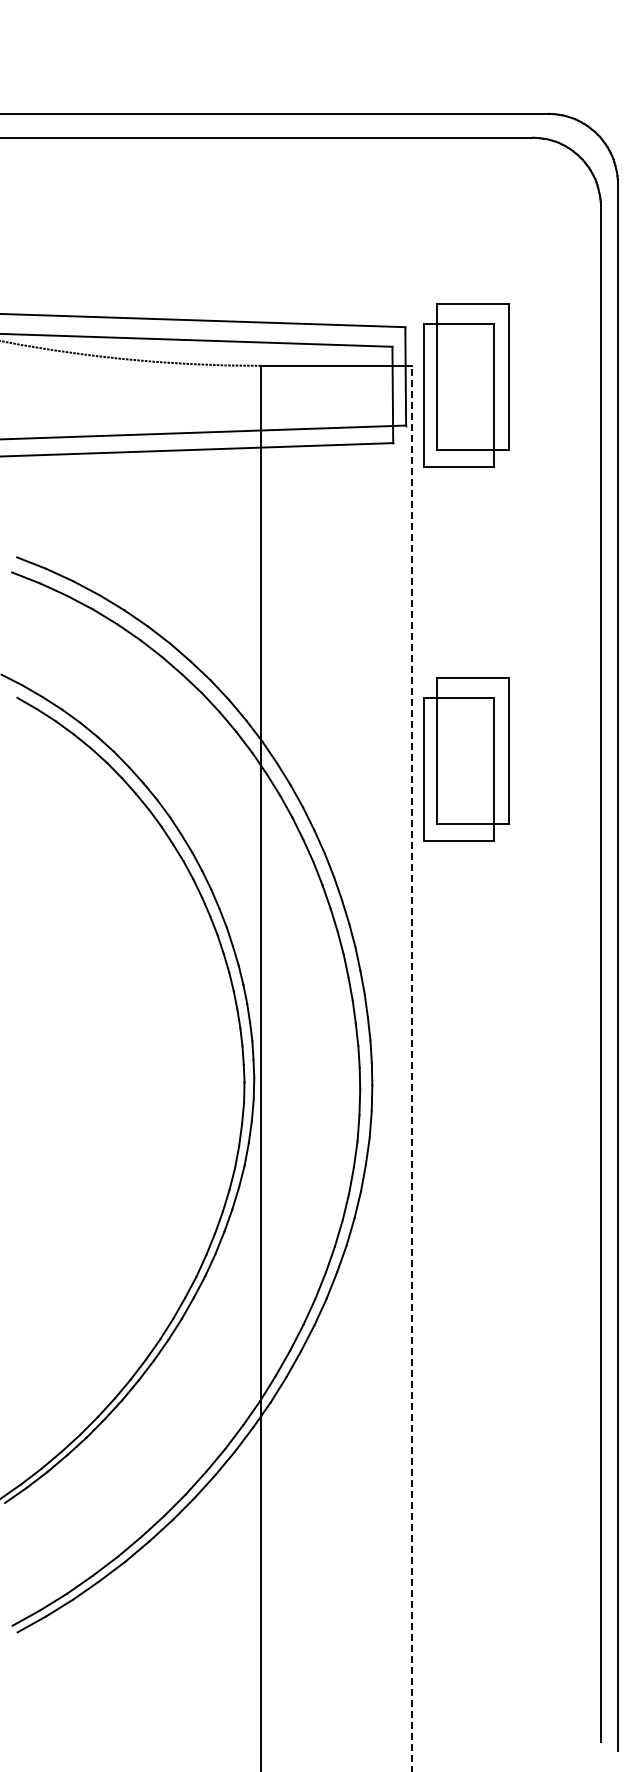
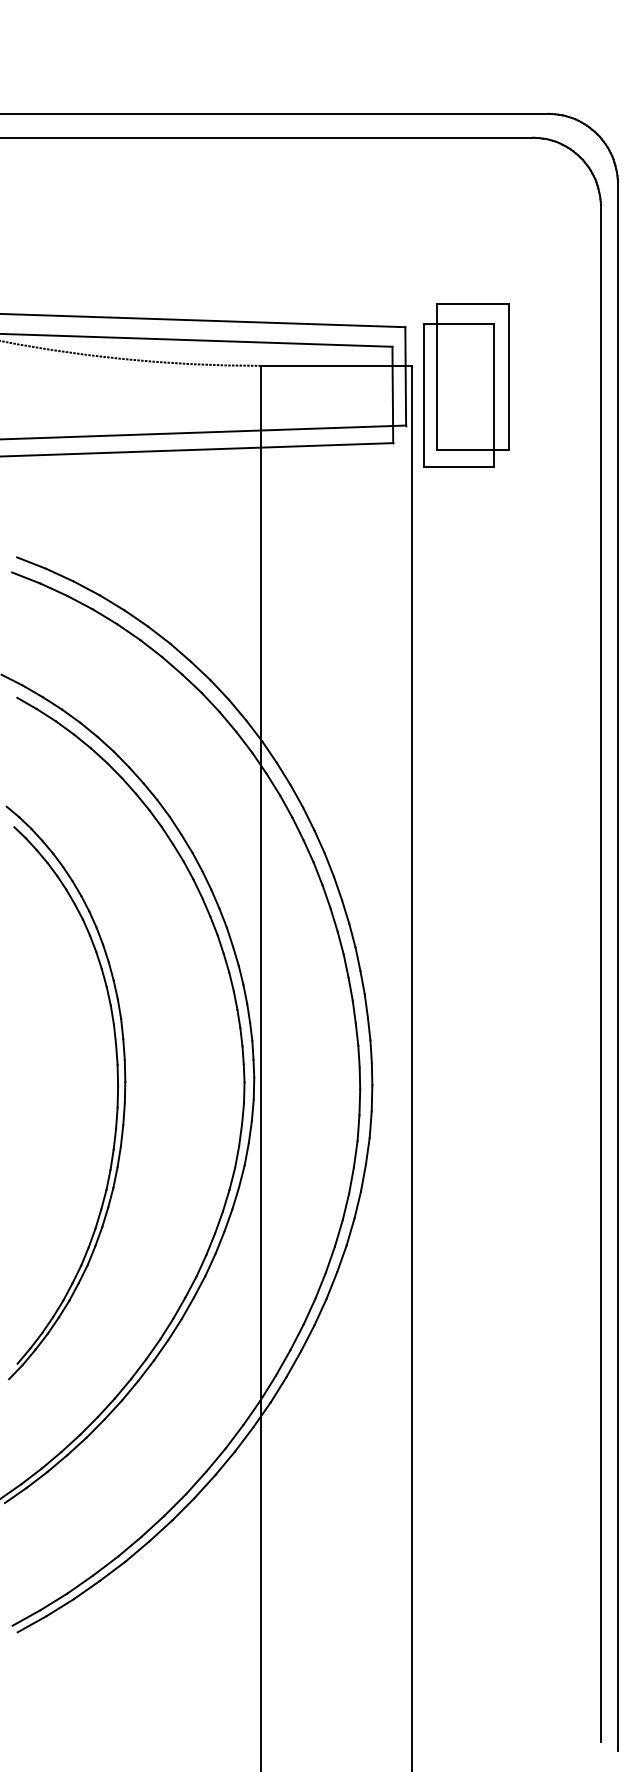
part: present -> none (466, 759)
line: dashed -> solid (412, 1068)
part: none -> present (116, 1098)
